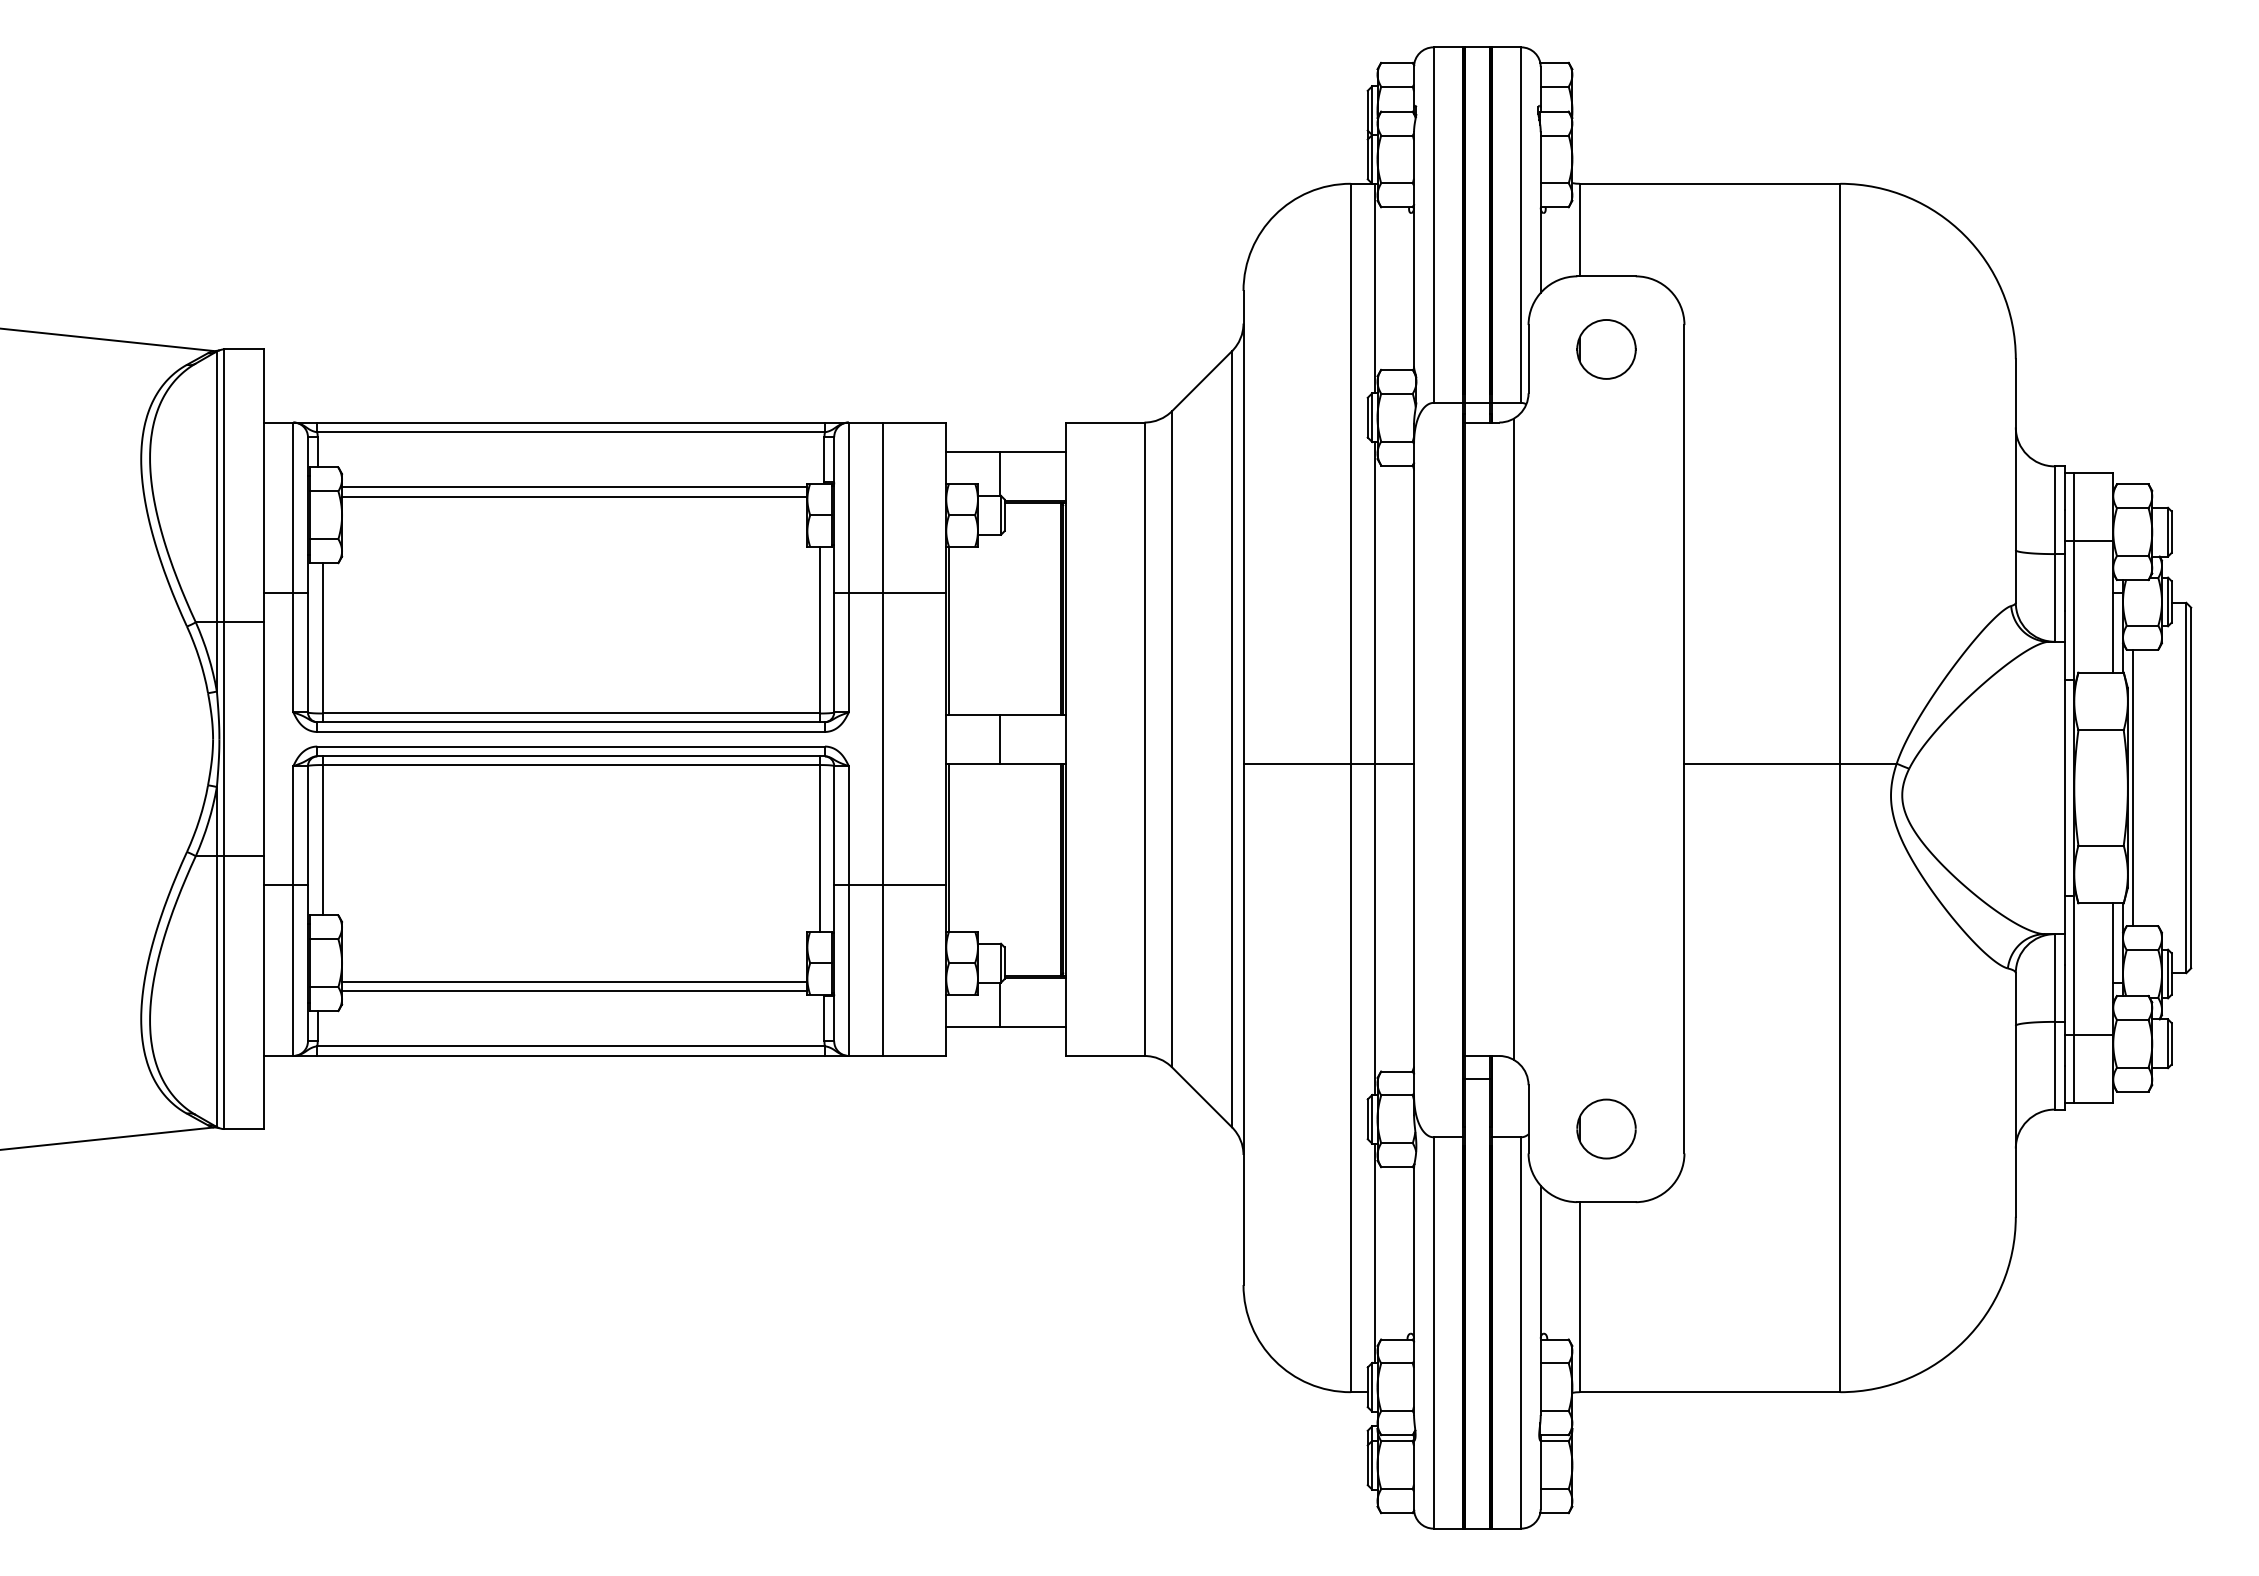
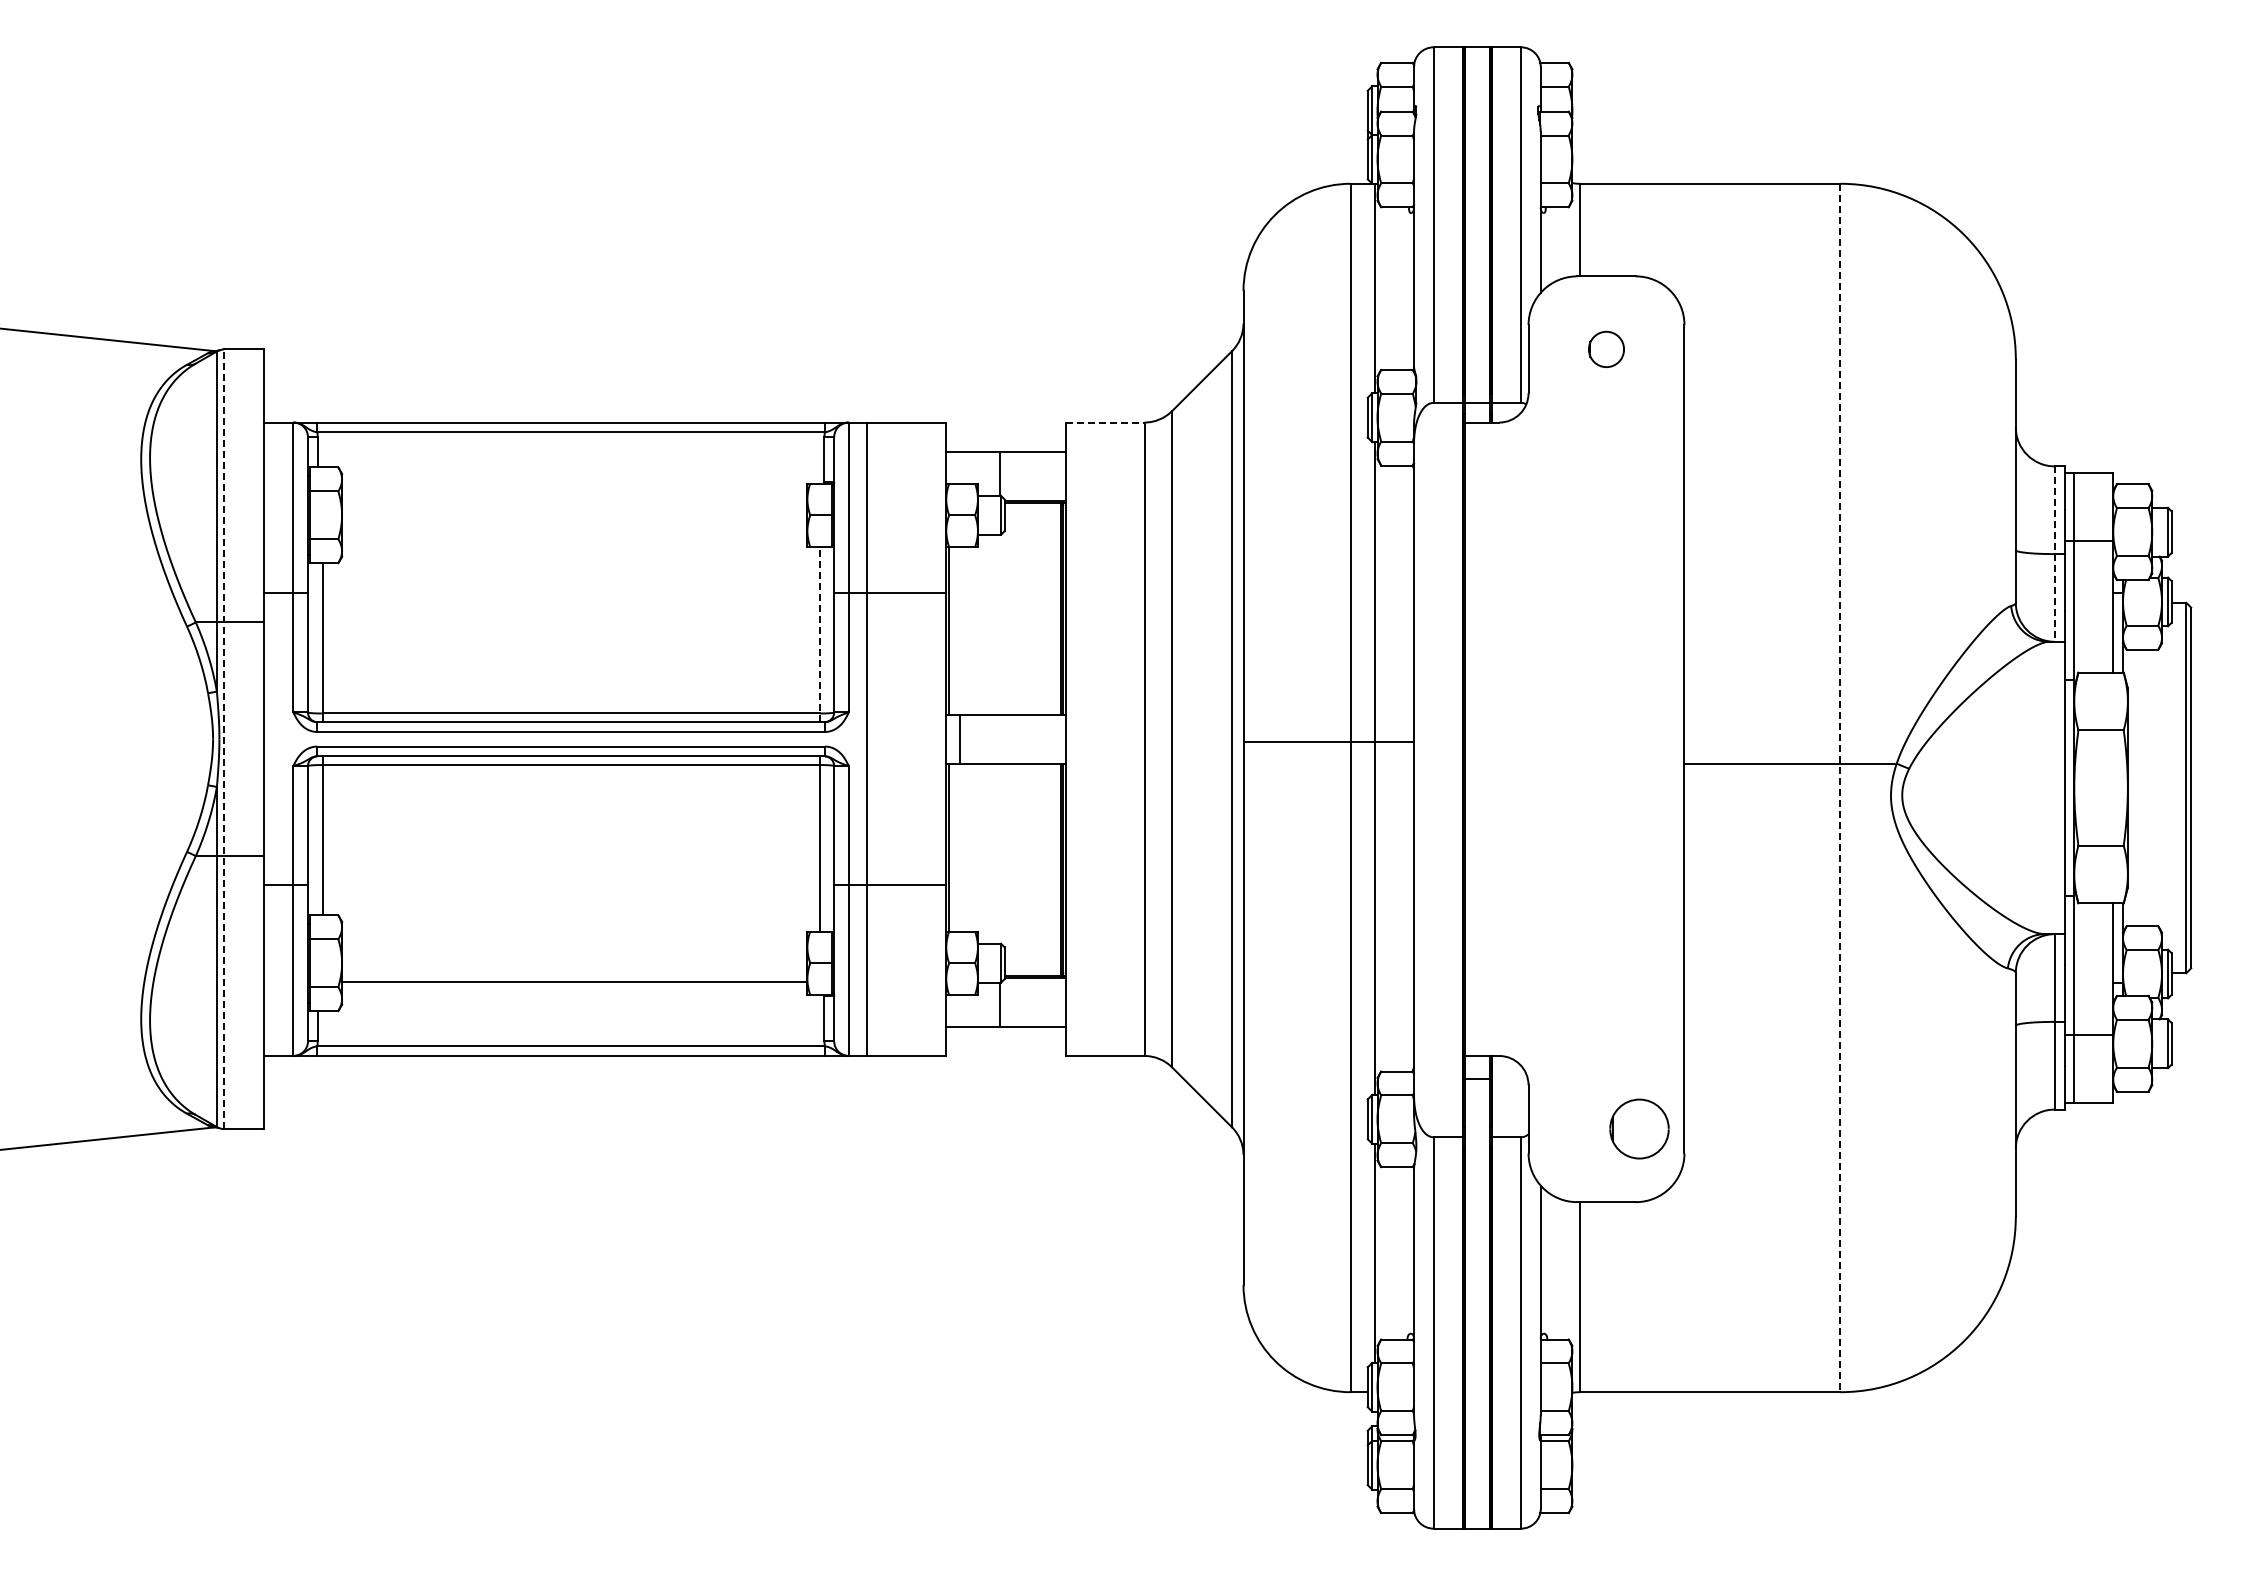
part size: 61x61 px -> 37x38 px (1606, 348)
line: solid -> dashed (1105, 422)
line: present -> none (574, 487)
line: present -> none (574, 497)
line: solid -> dashed (2054, 554)
line: solid -> dashed (819, 634)
line position: (882, 738) -> (866, 738) (866, 738)
line position: (999, 738) -> (959, 738) (959, 738)
line: present -> none (1513, 738)
line: solid -> dashed (224, 739)
line position: (1328, 763) -> (1328, 741) (1328, 741)
line: present -> none (2132, 787)
line: solid -> dashed (1840, 788)
line: present -> none (574, 991)
part position: (1606, 1128) -> (1639, 1128) (1639, 1128)
